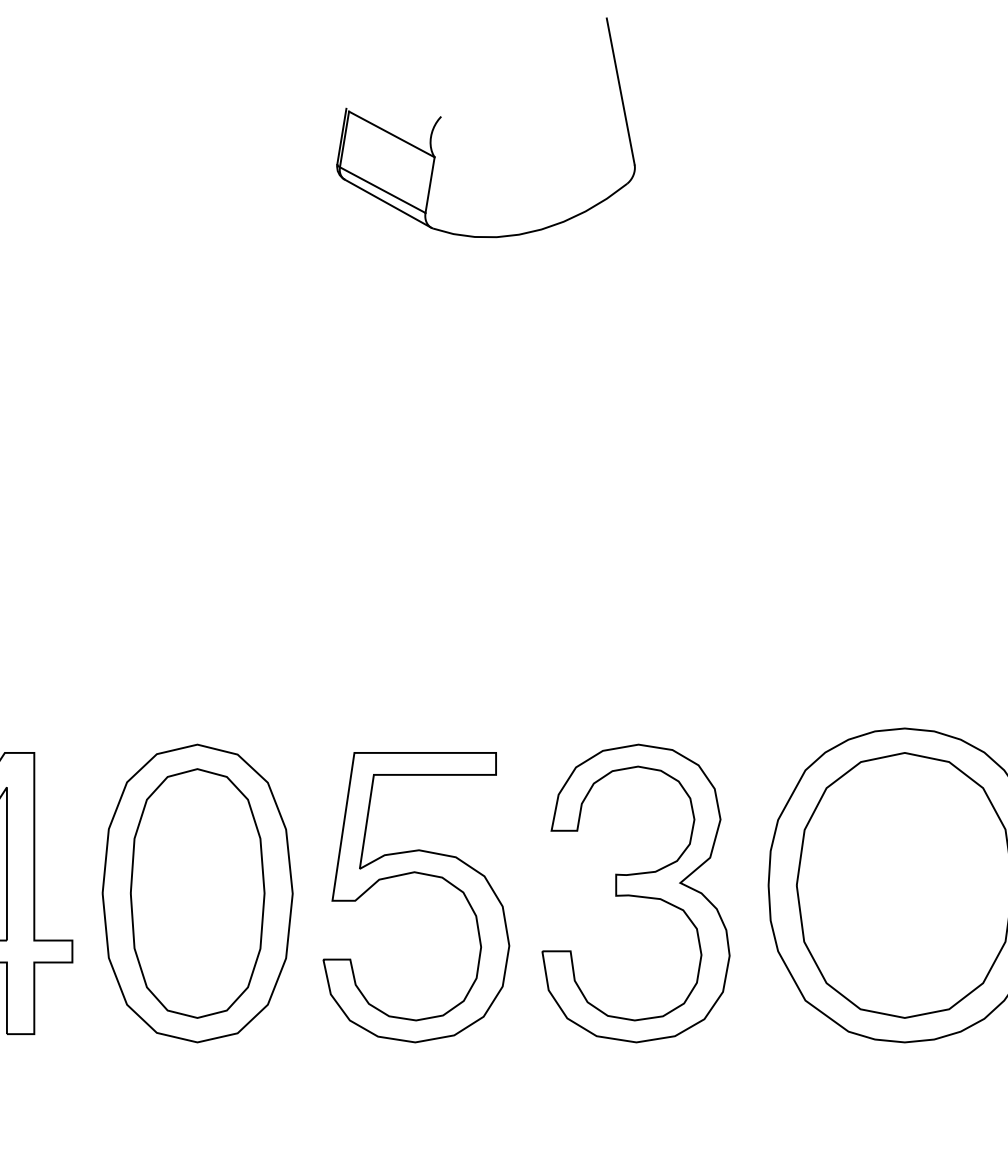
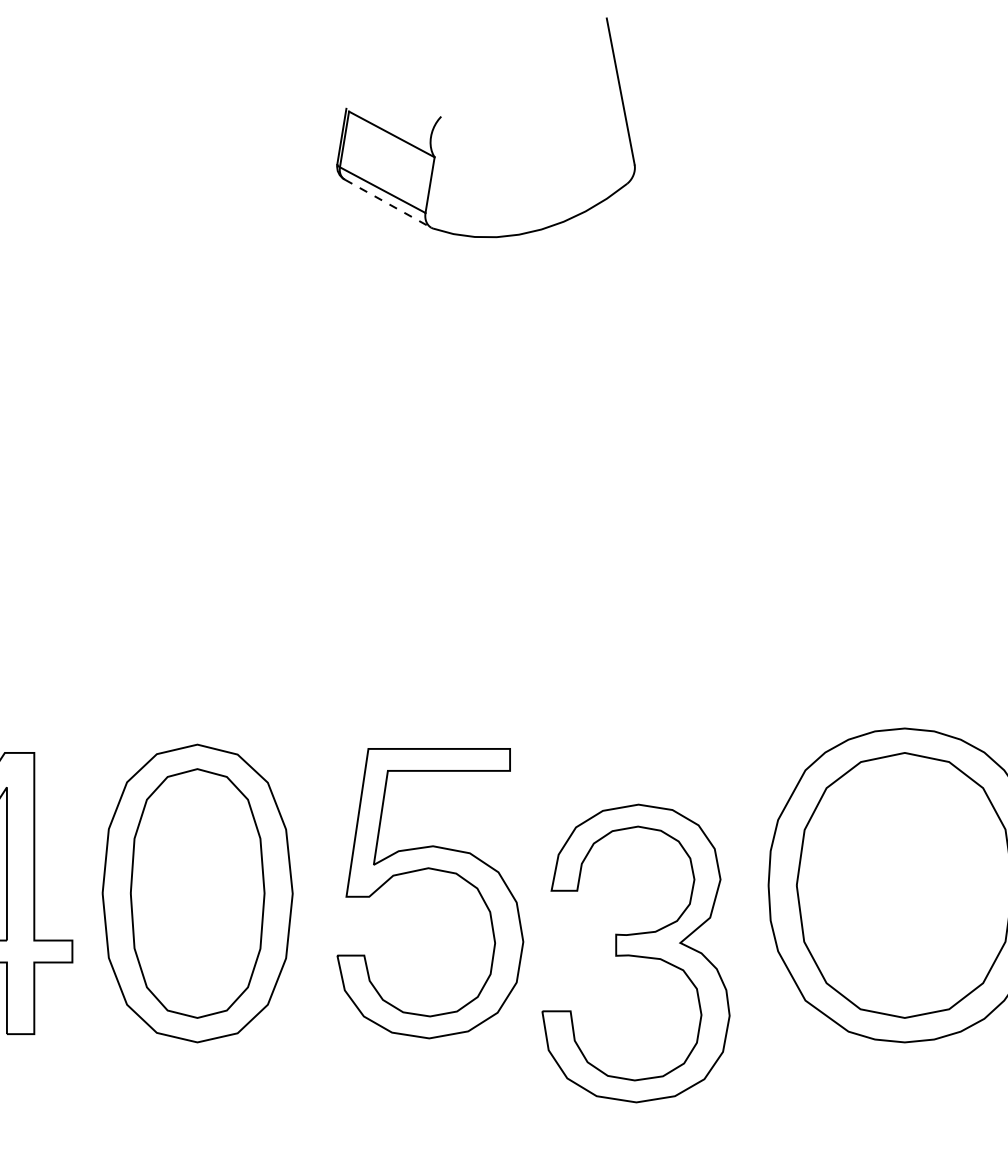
line: solid -> dashed (388, 203)
part position: (419, 874) -> (433, 870) (433, 870)
part position: (635, 893) -> (635, 953) (635, 953)
